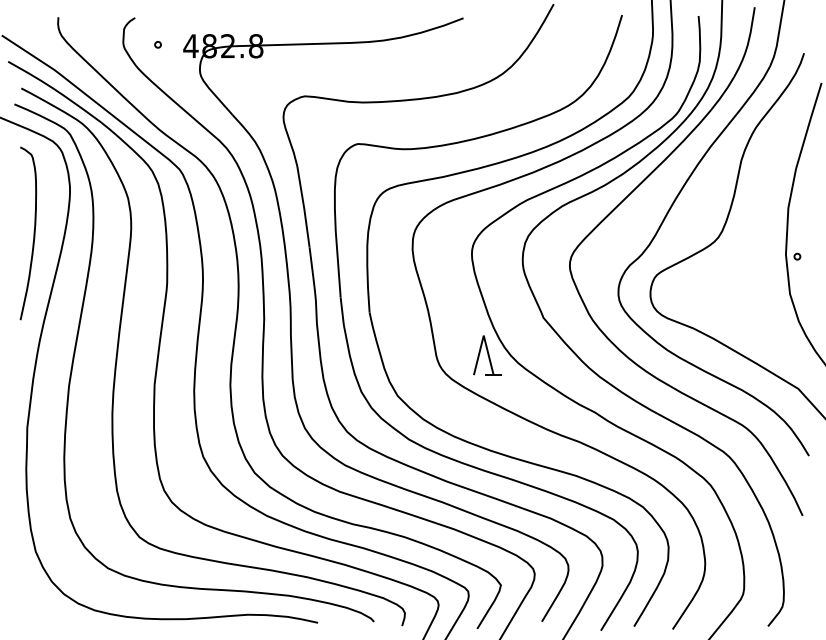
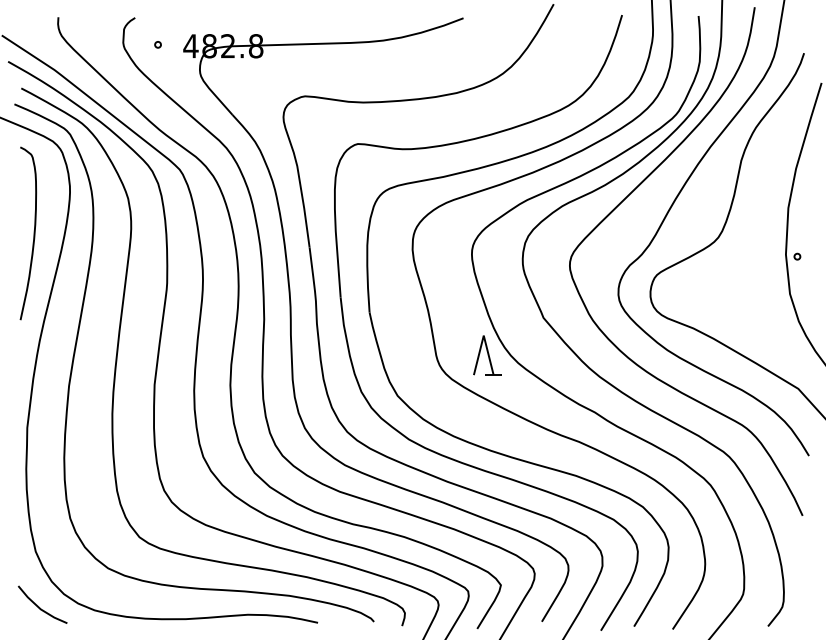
line: none -> present (39, 606)
